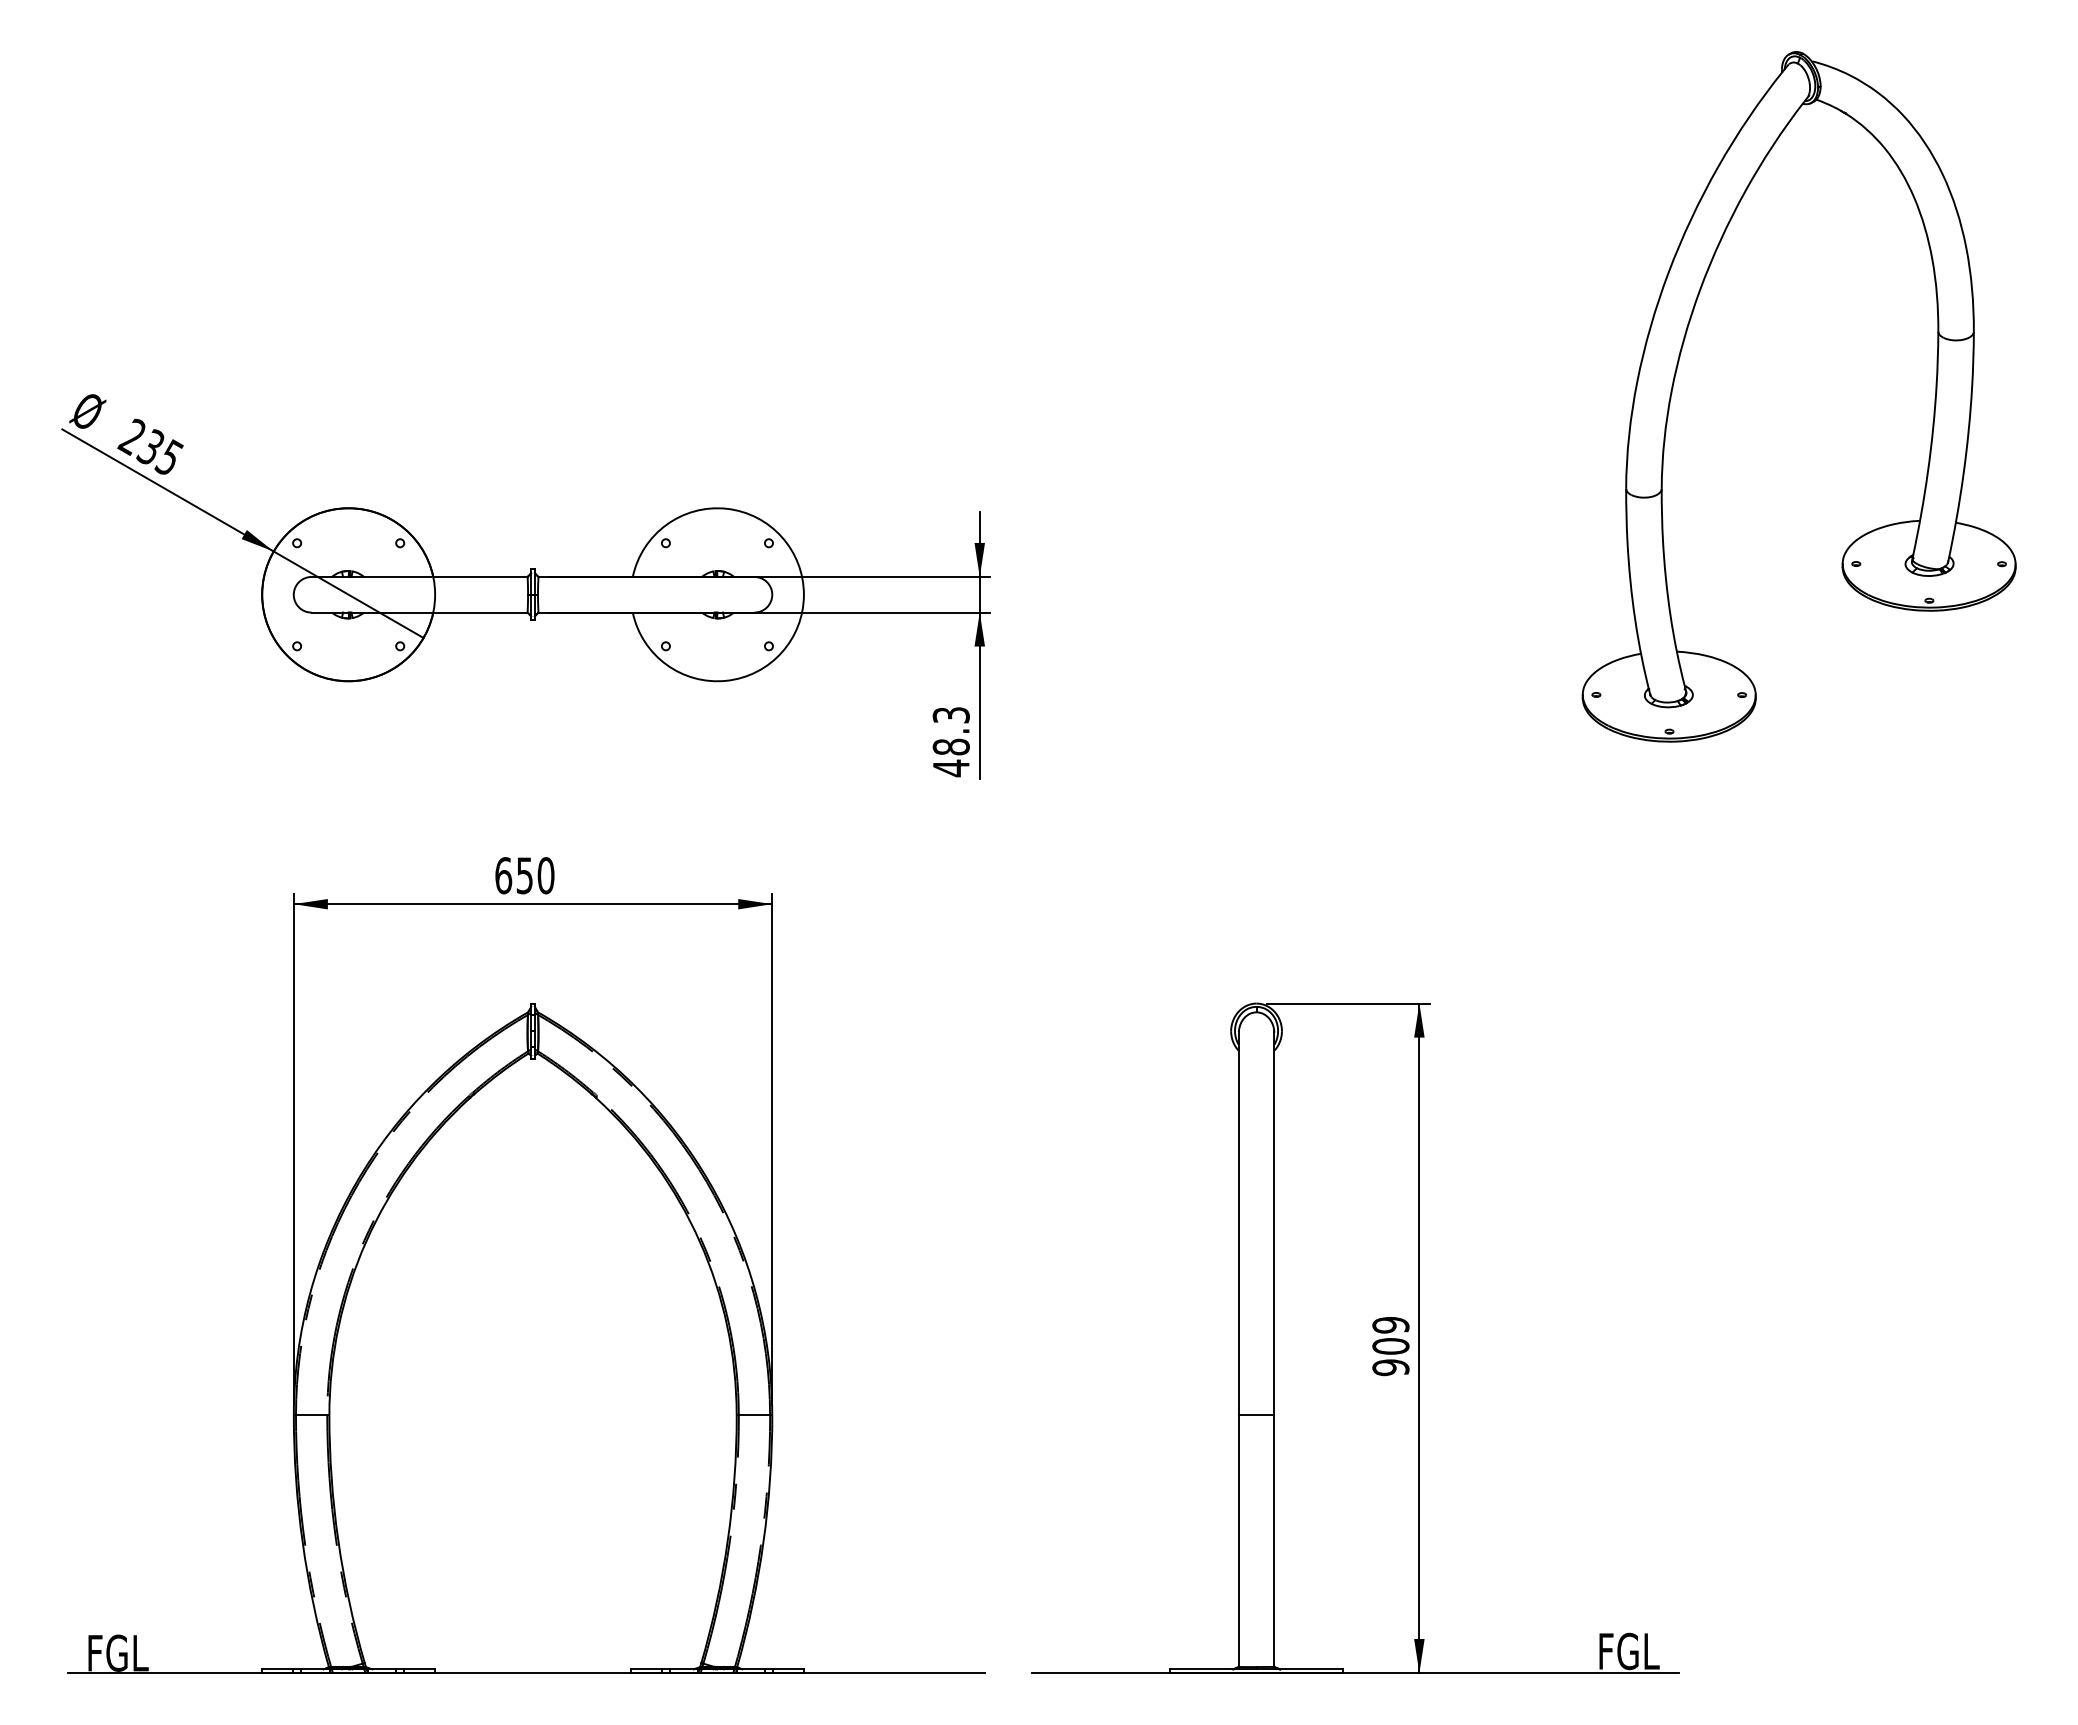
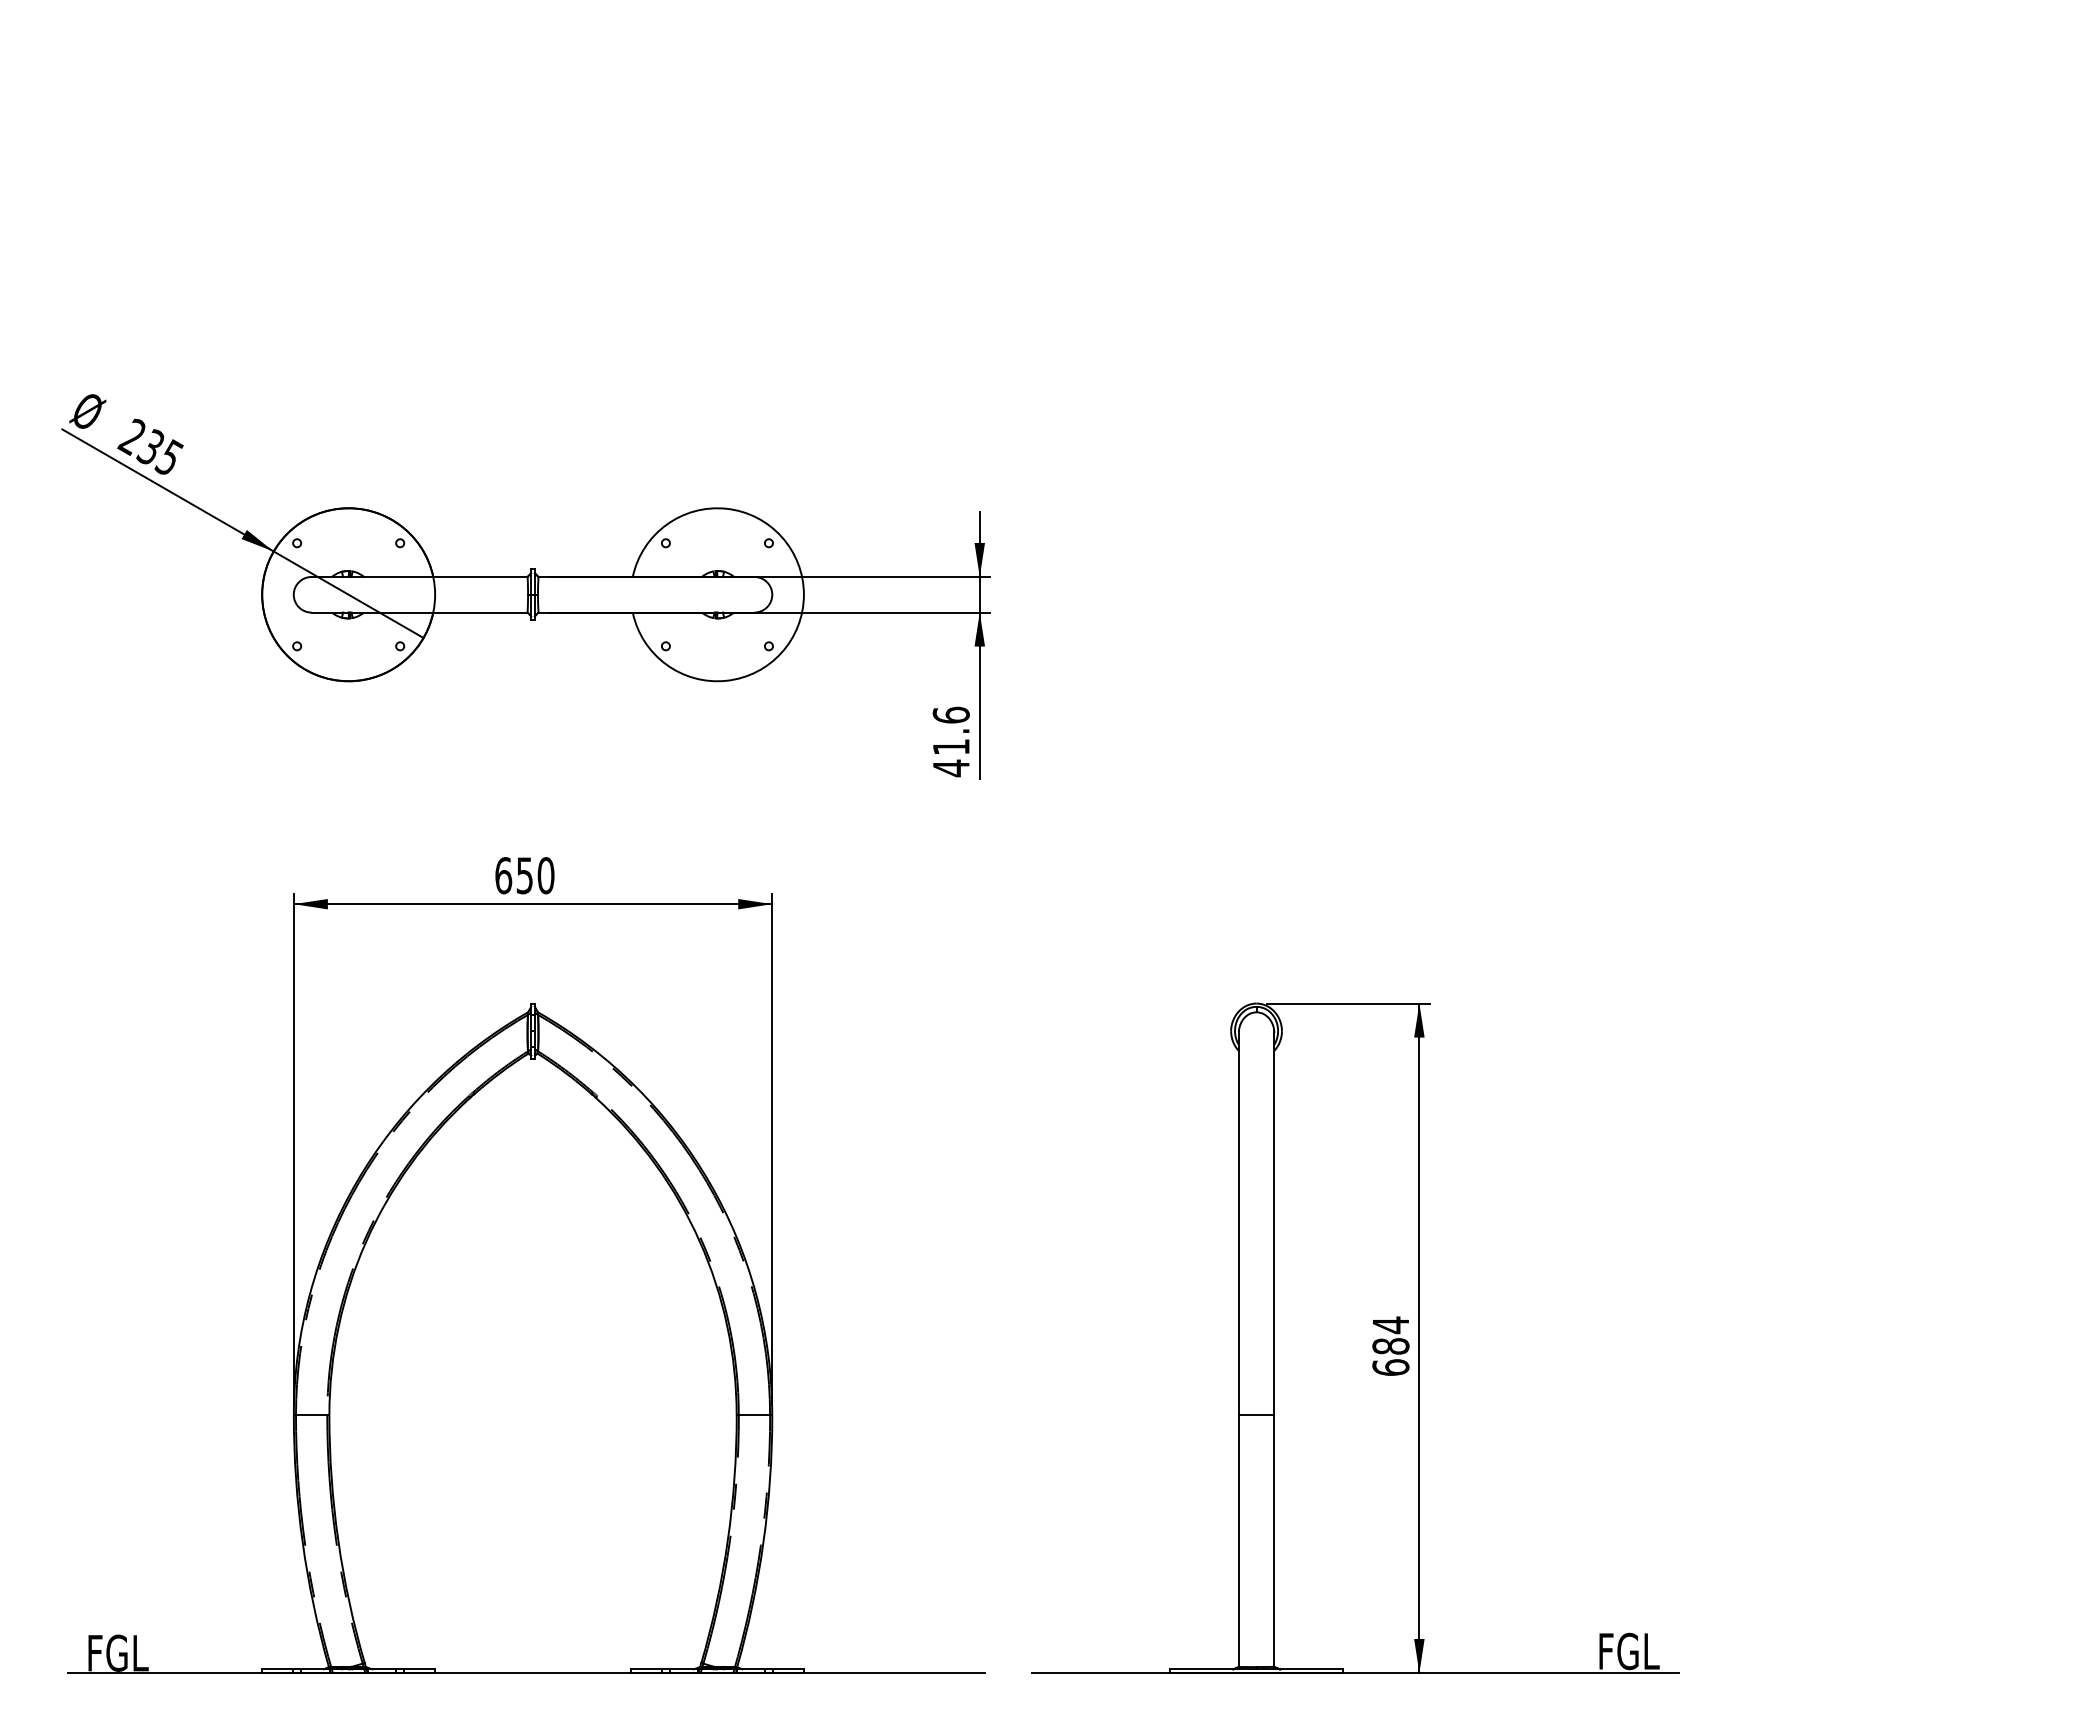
part: present -> none (1678, 365)
text: 48.3 -> 41.6 (950, 730)
text: 909 -> 684 (1390, 1346)
